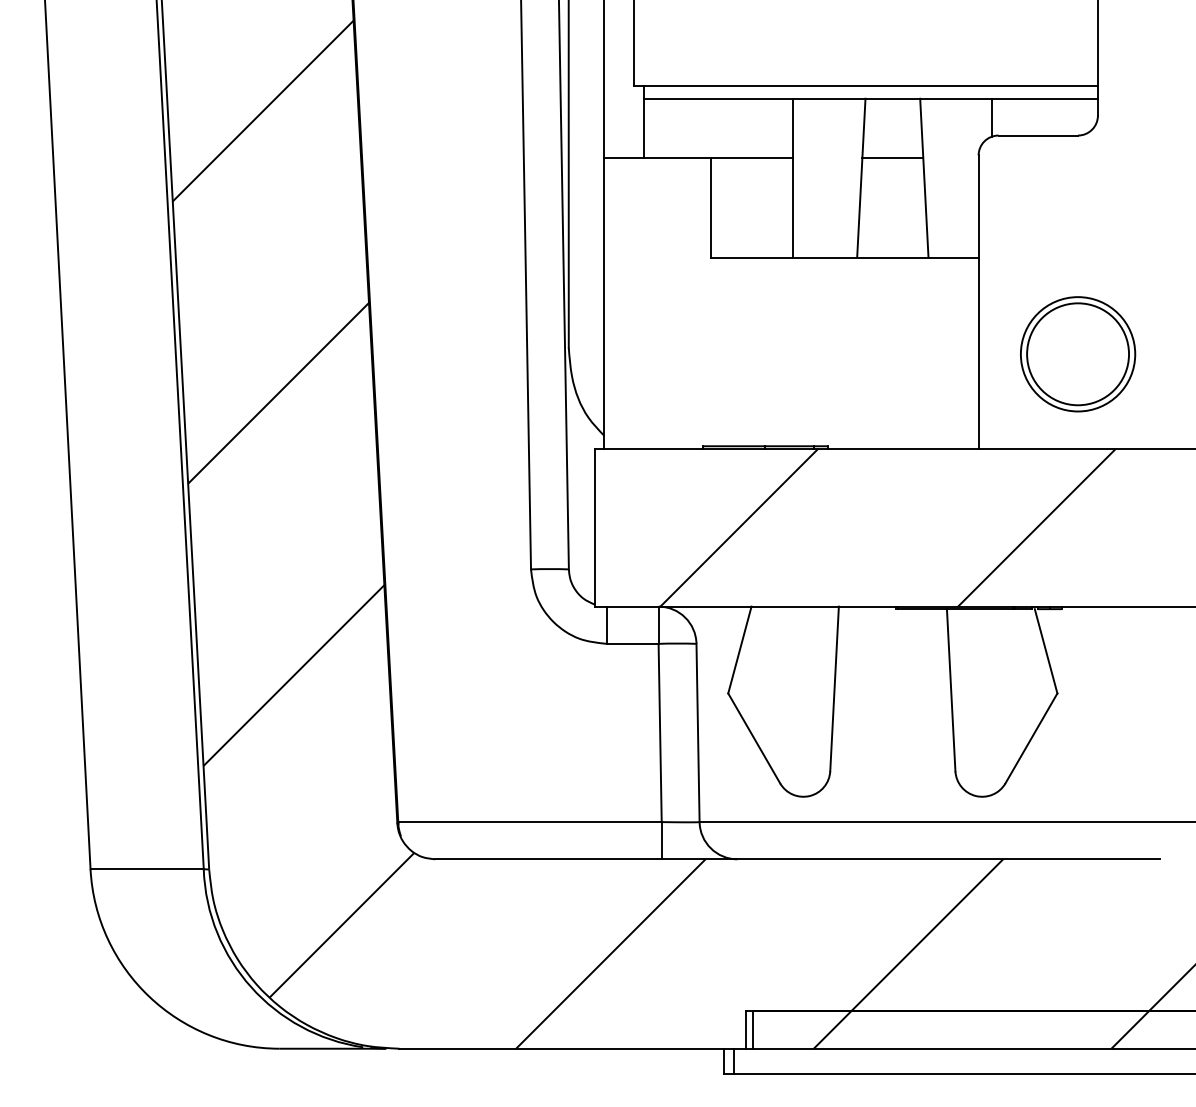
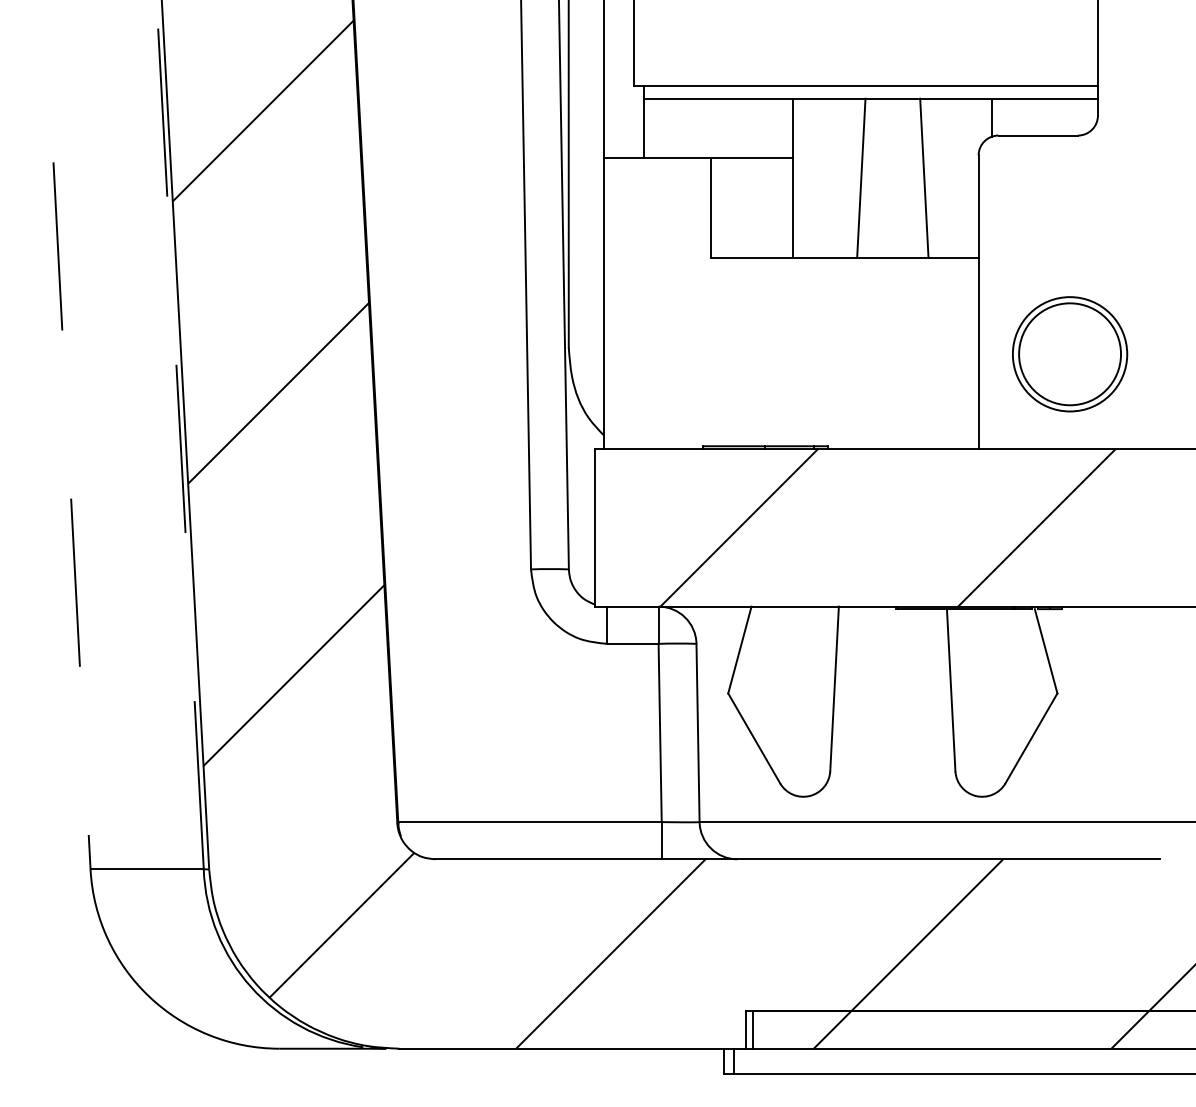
line: present -> none (892, 158)
part position: (1078, 354) -> (1070, 354) (1070, 354)
line: solid -> dashed (67, 434)
line: solid -> dashed (180, 434)
